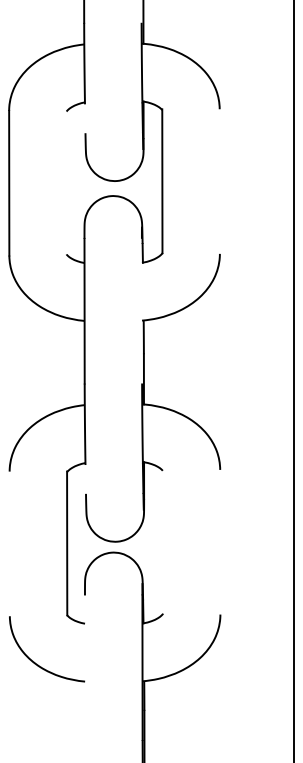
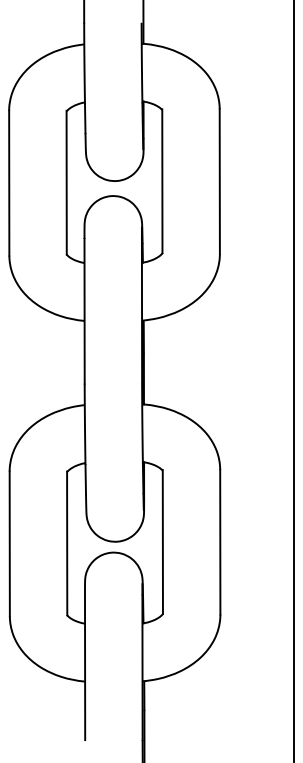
line: none -> present (85, 118)
line: none -> present (219, 181)
line: none -> present (66, 182)
line: none -> present (141, 310)
line: none -> present (85, 479)
line: none -> present (162, 541)
line: none -> present (220, 541)
line: none -> present (9, 543)
line: none -> present (85, 667)
